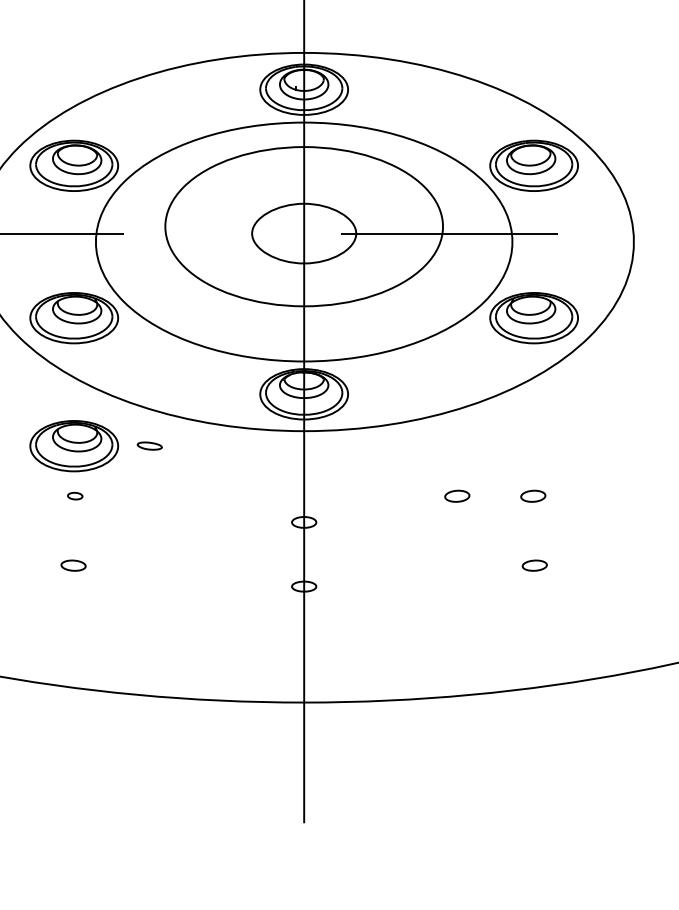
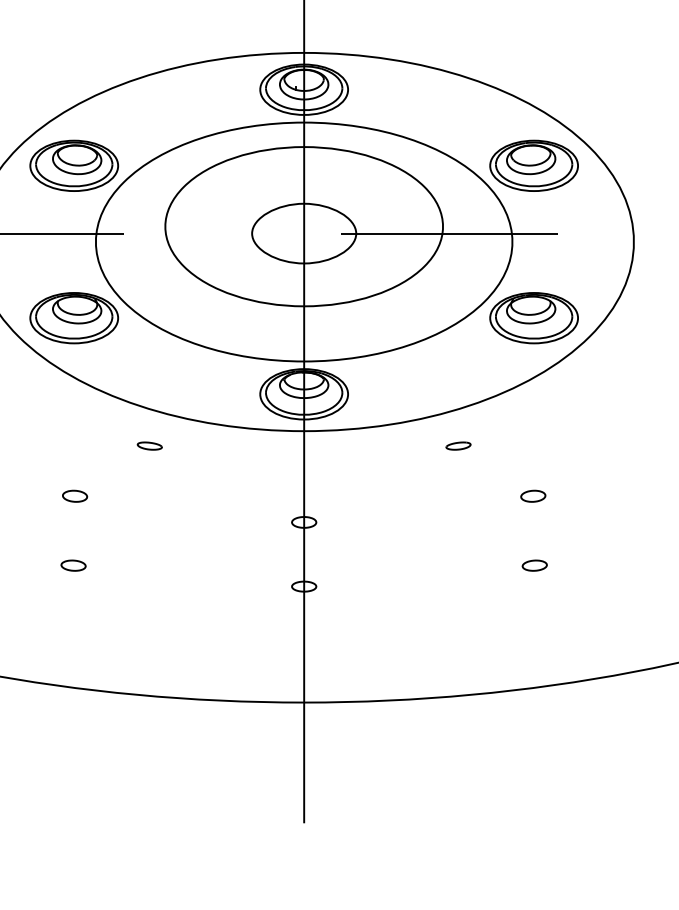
part: none -> present (458, 445)
part: present -> none (74, 446)
part size: 17x10 px -> 27x14 px (75, 495)
part: present -> none (457, 495)
